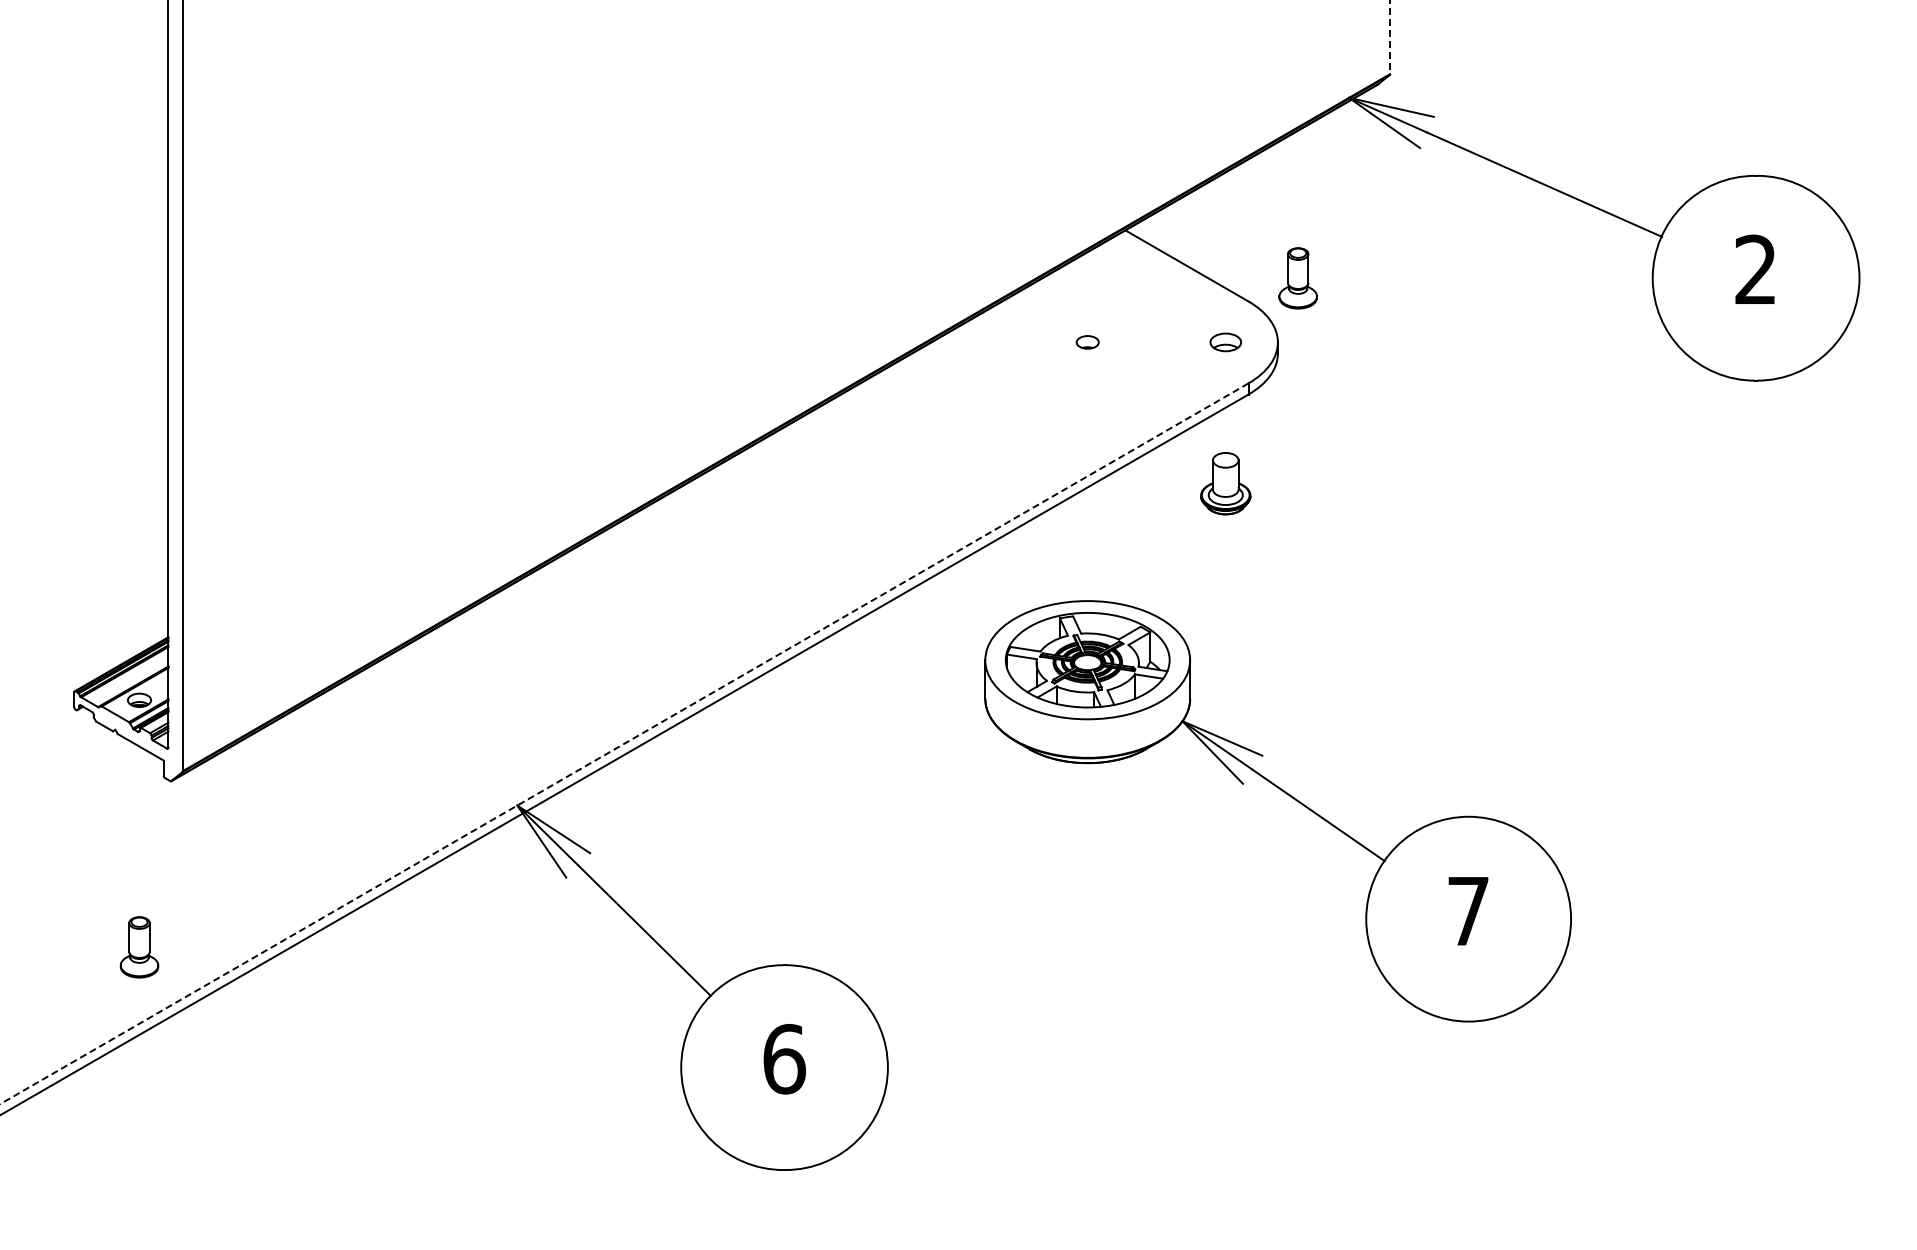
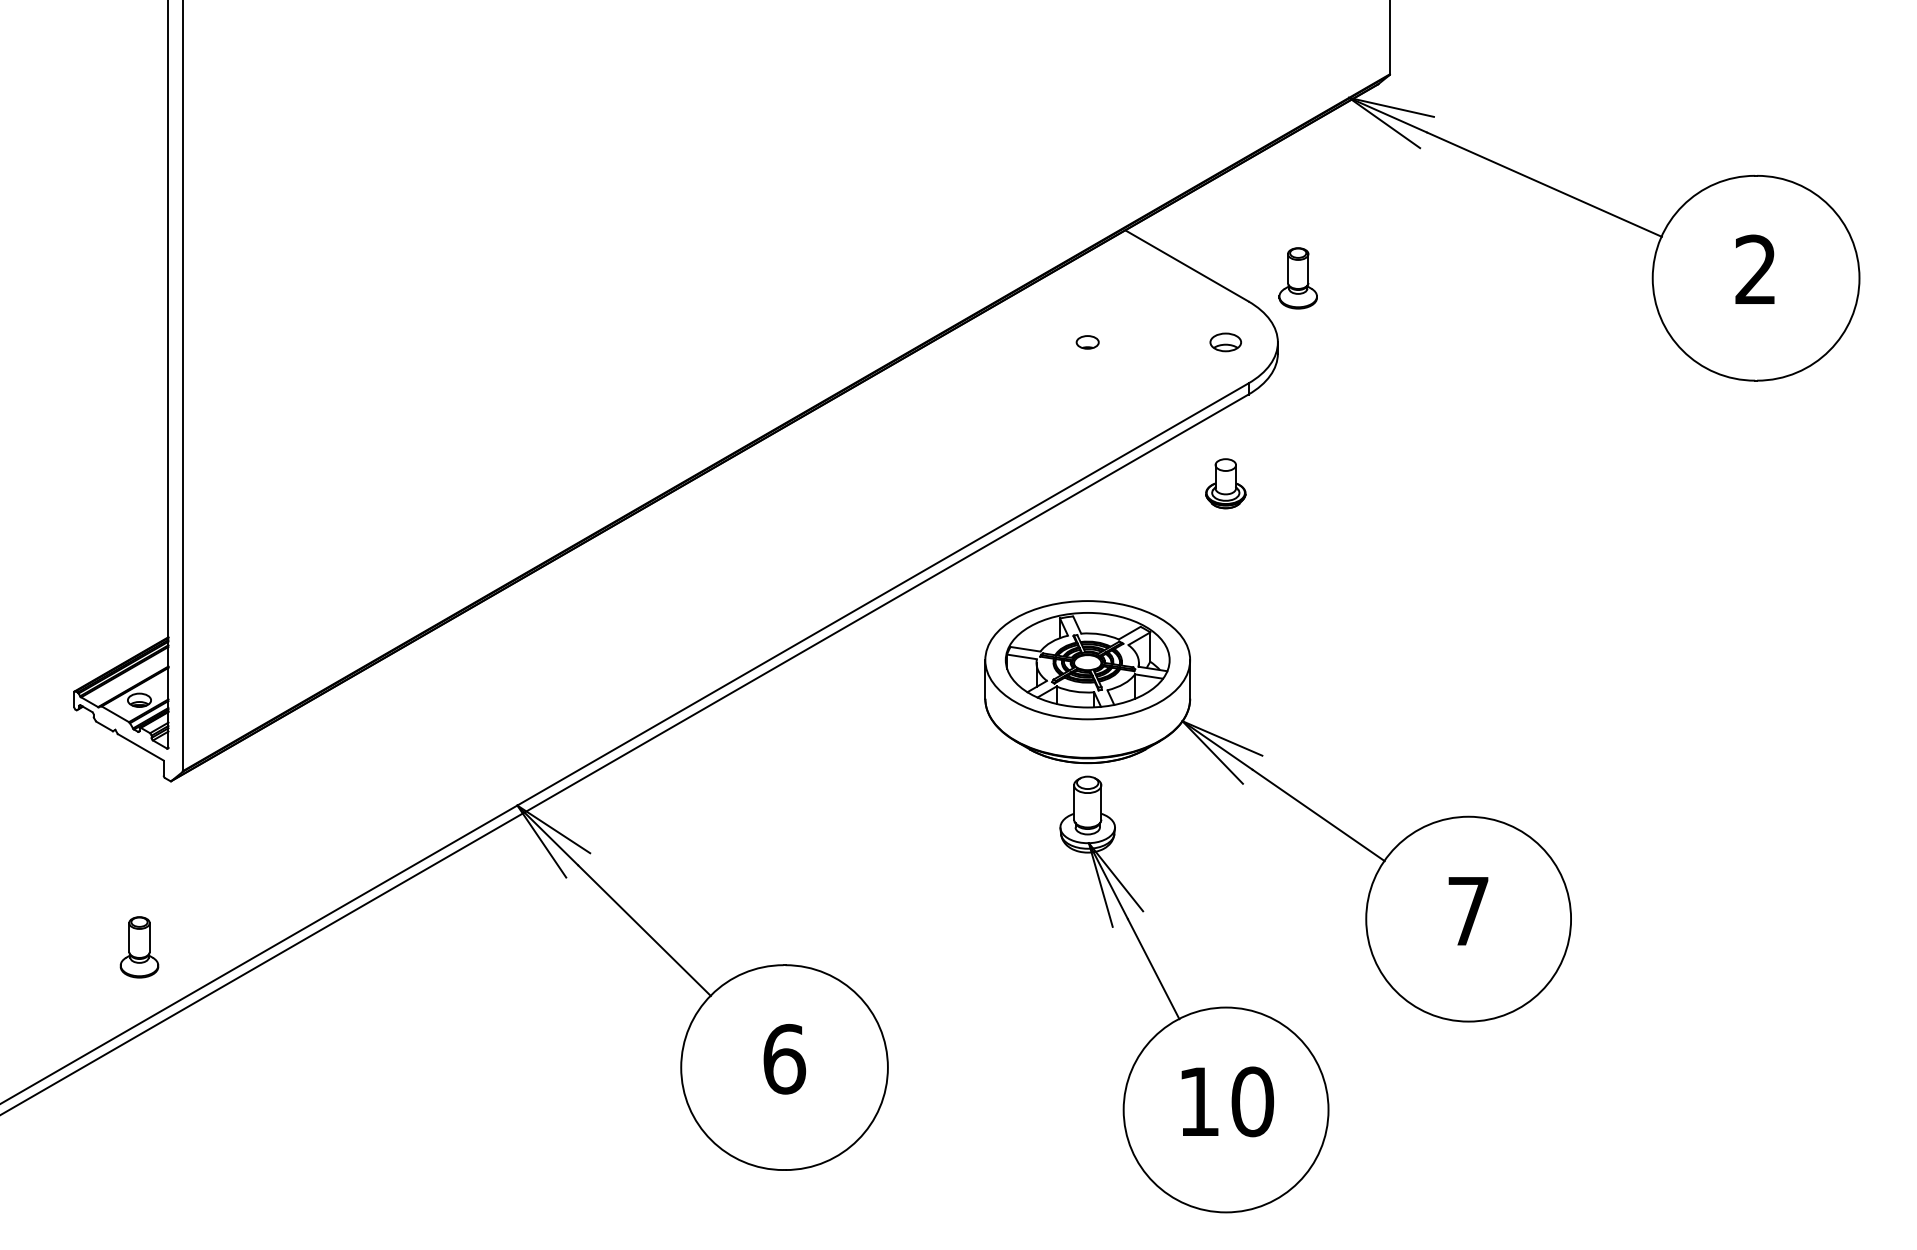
line: dashed -> solid (1389, 37)
part size: 52x64 px -> 42x52 px (1225, 483)
line: dashed -> solid (624, 743)
part: none -> present (1200, 1009)
